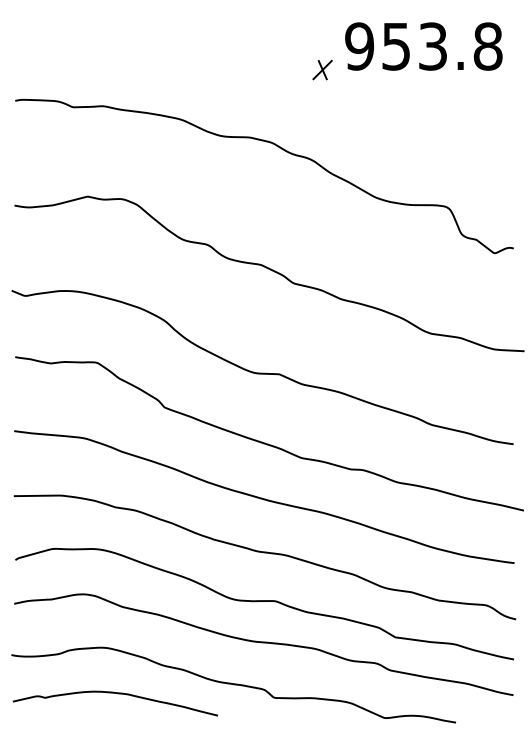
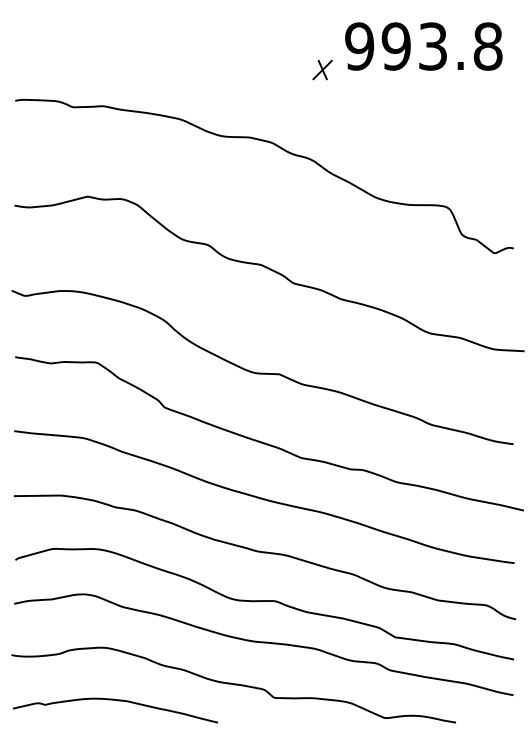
text: 953.8 -> 993.8 (395, 46)
curve position: (117, 694) -> (117, 701) (117, 701)
